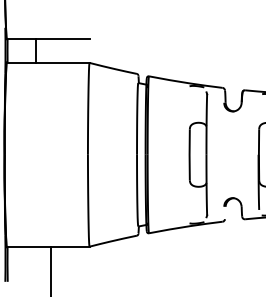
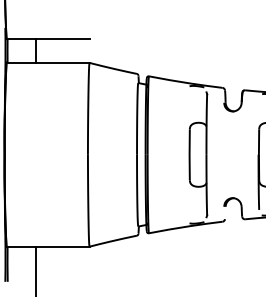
line position: (51, 269) -> (36, 269) (36, 269)
